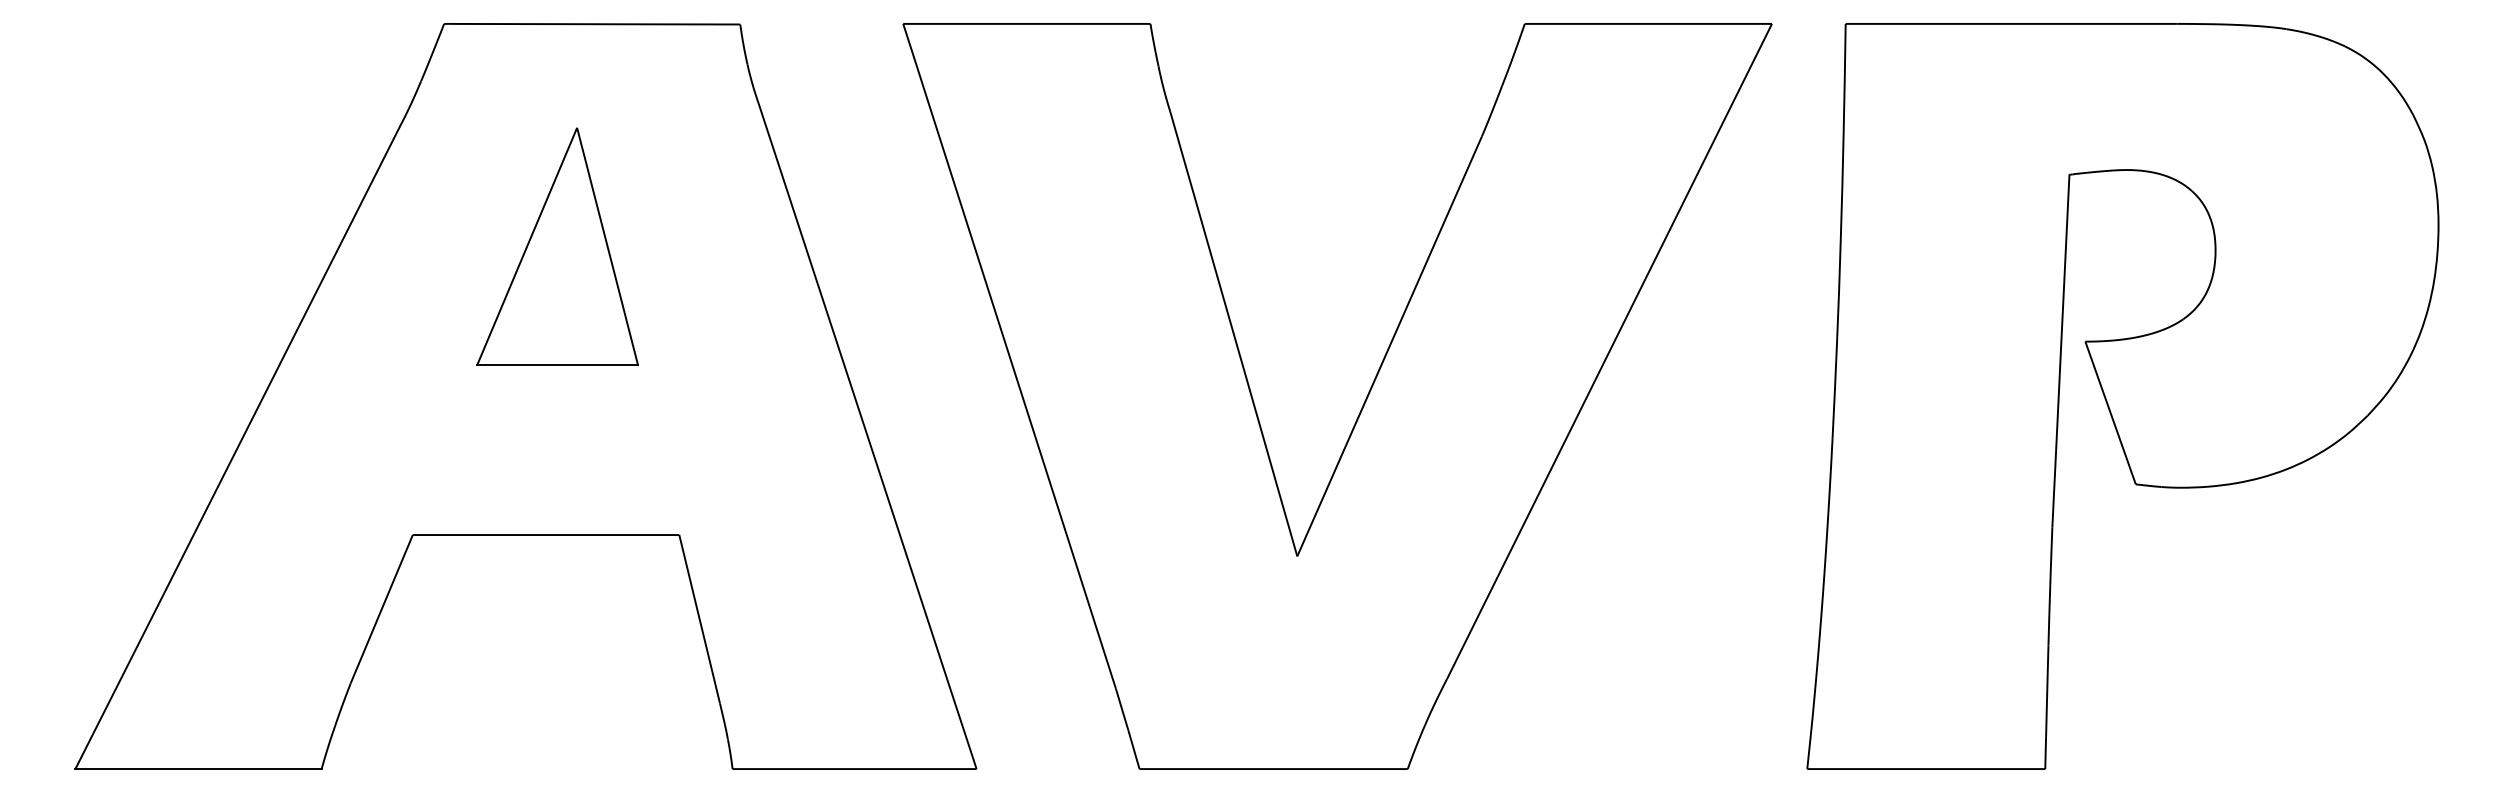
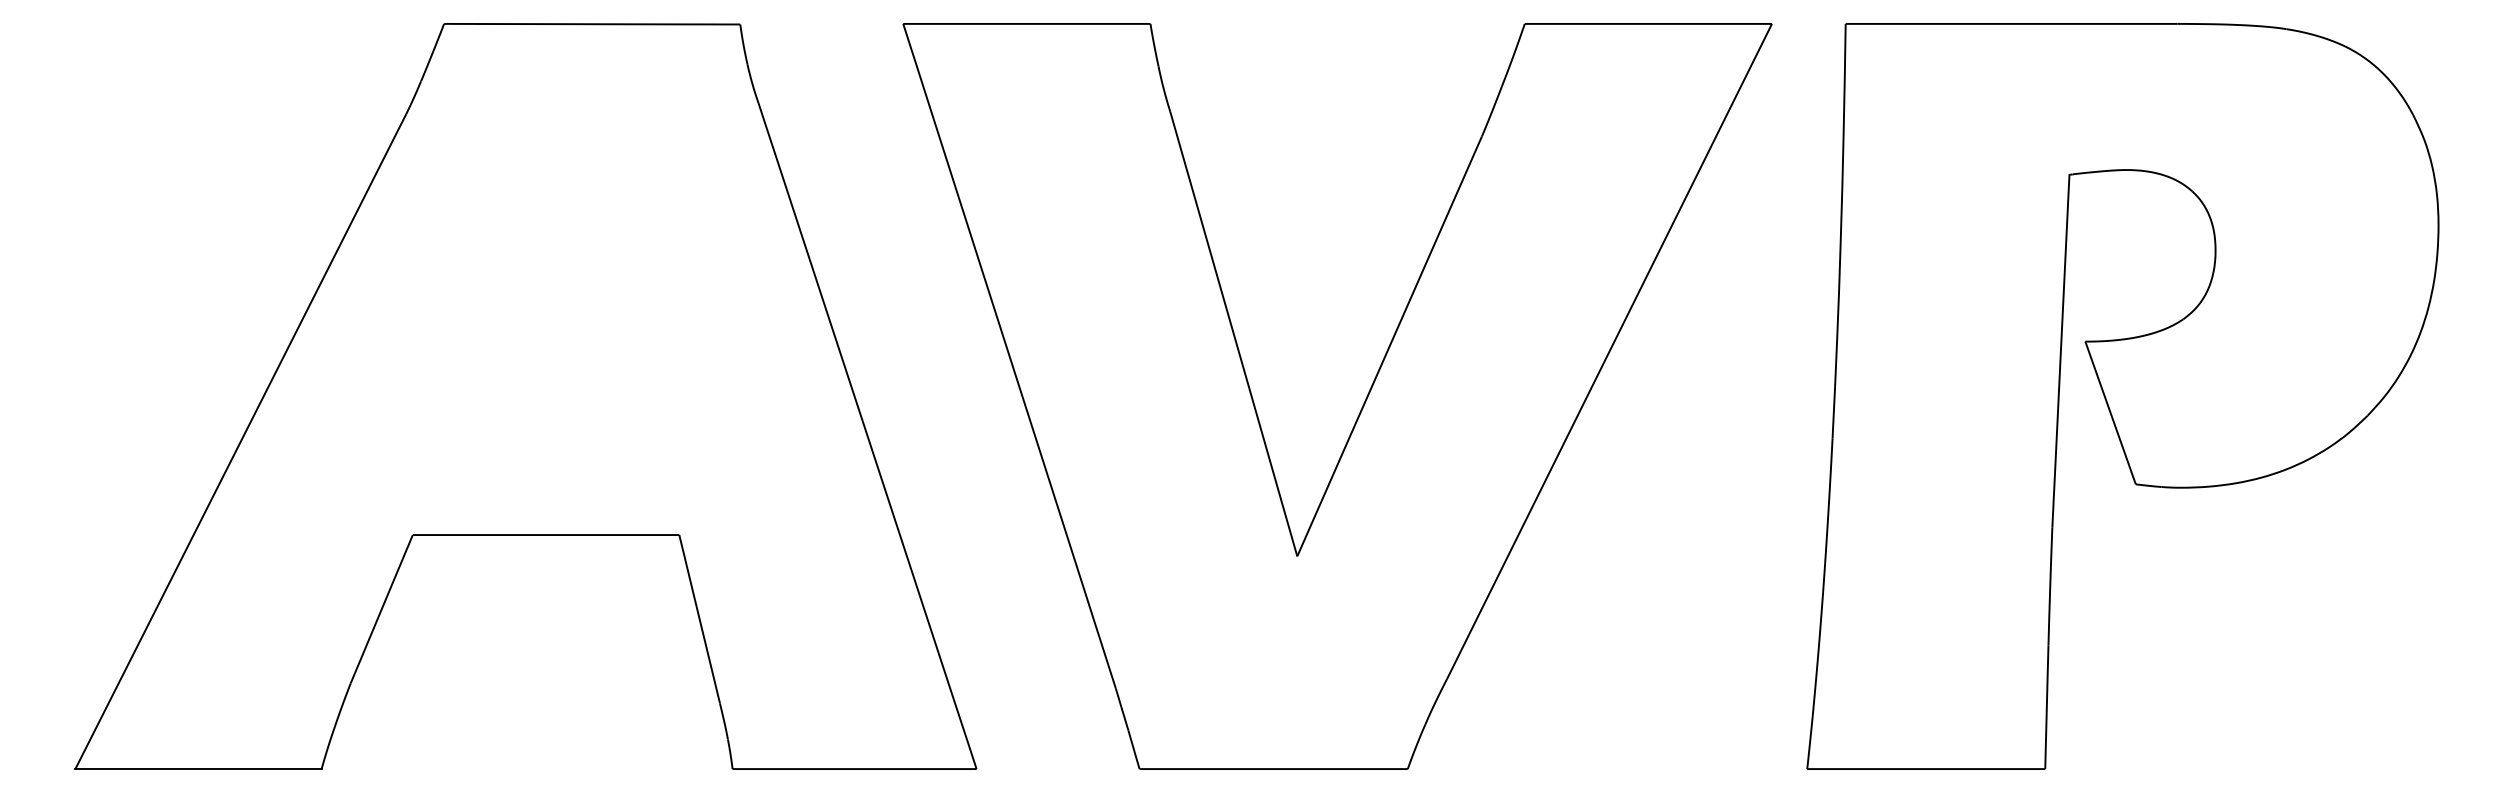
part: present -> none (557, 246)
